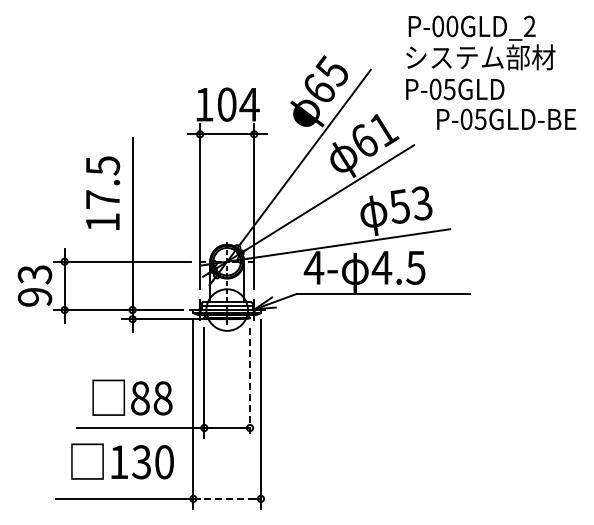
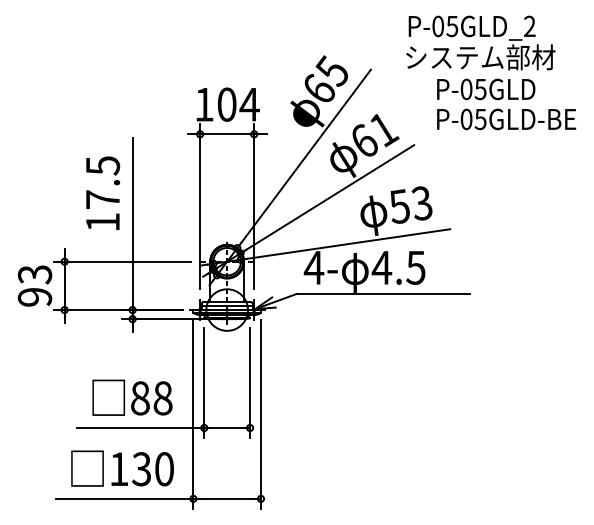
text: P-00GLD_2 -> P-05GLD_2 (452, 25)
text position: (455, 89) -> (486, 89) (486, 89)
line: dashed -> solid (250, 383)
text position: (122, 461) -> (122, 468) (122, 468)
line: dashed -> solid (227, 498)
